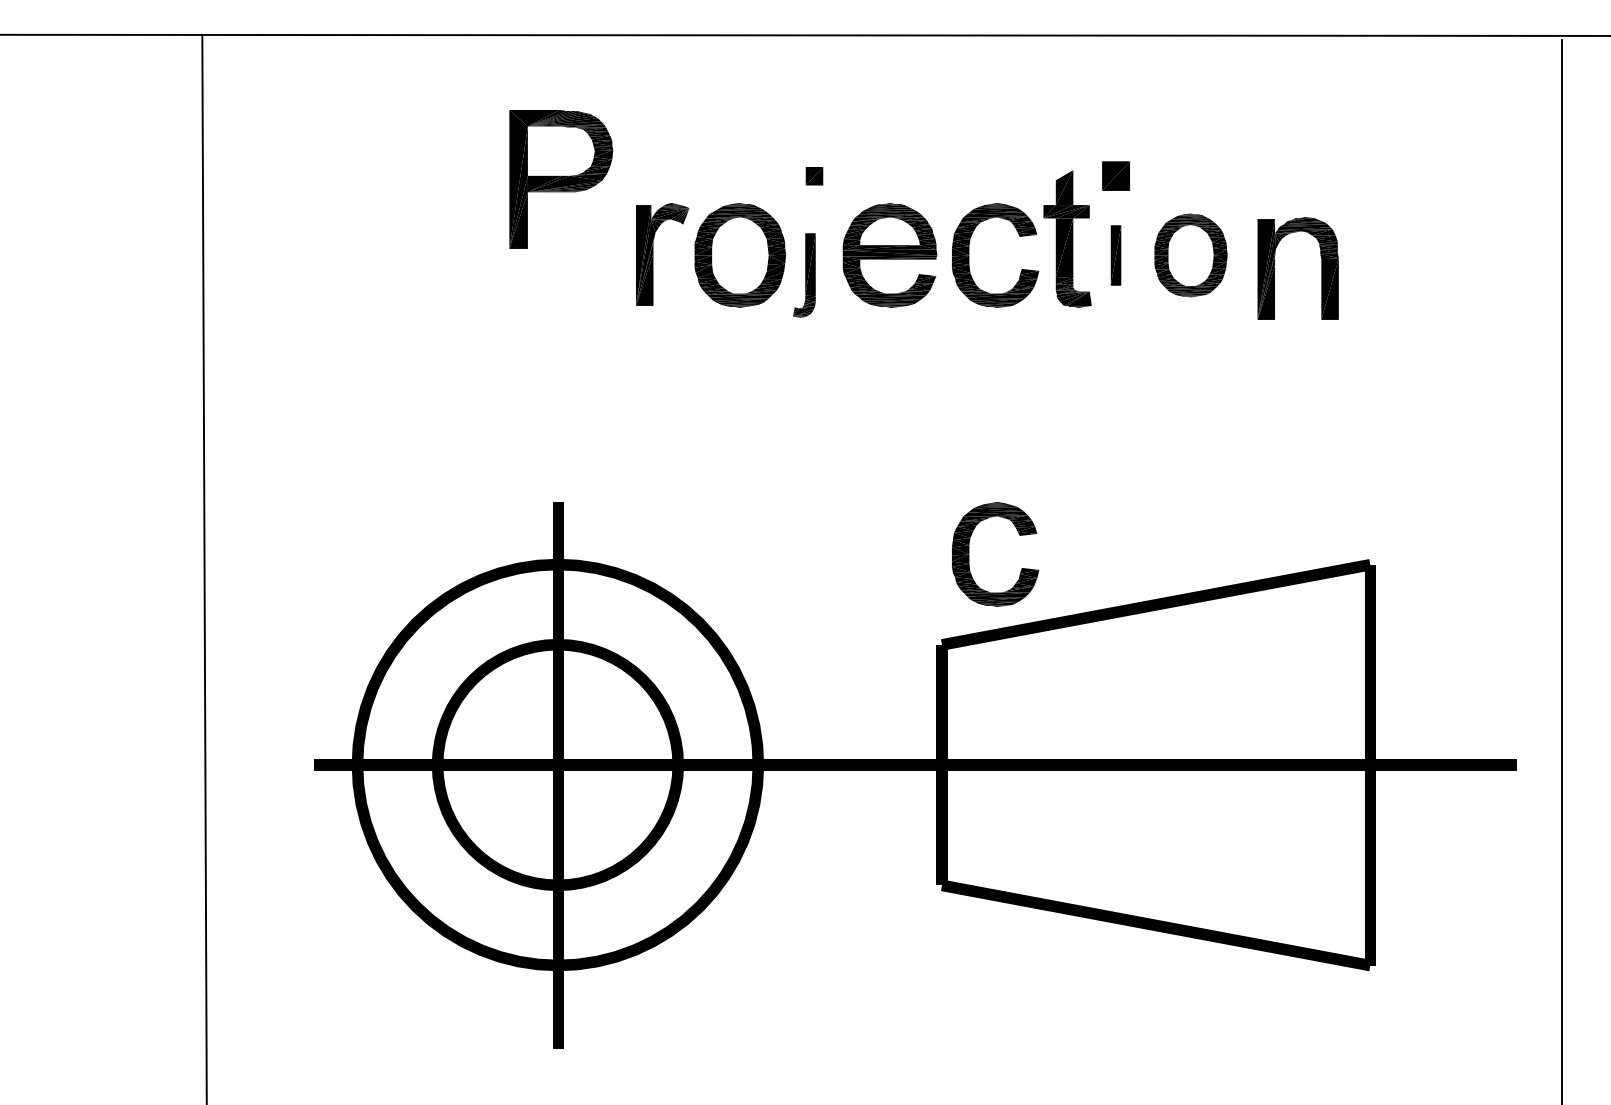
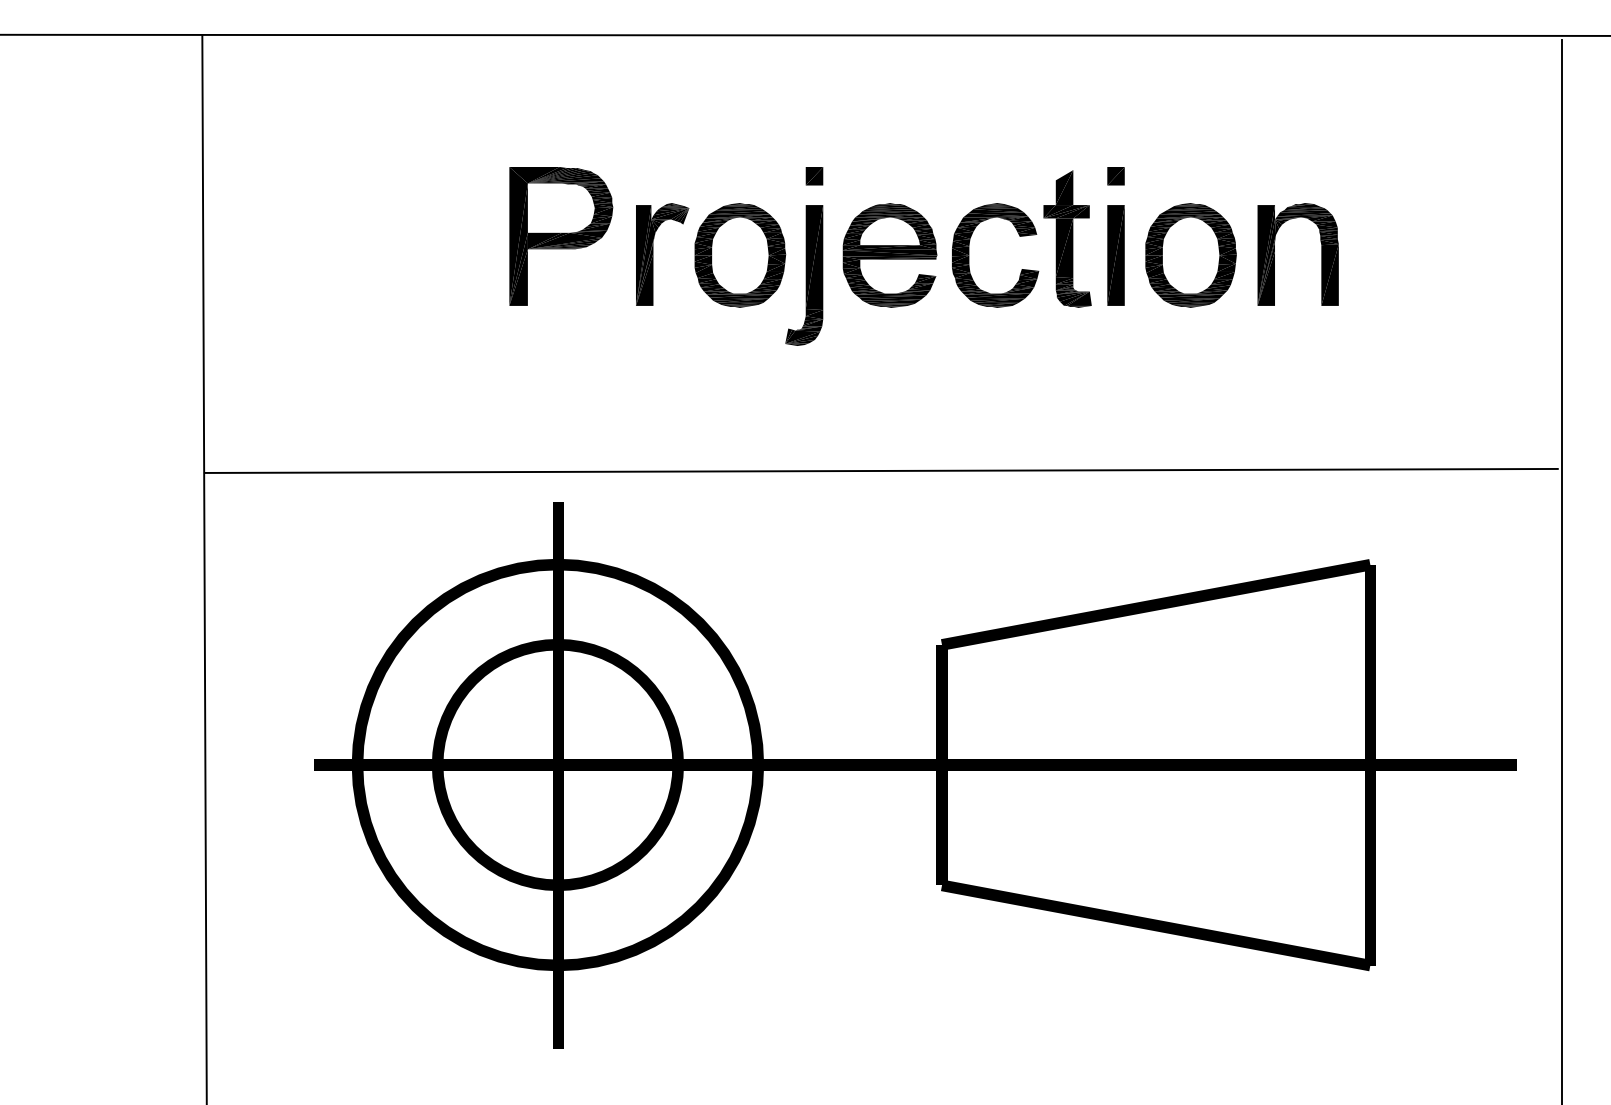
part size: 28x30 px -> 18x19 px (1115, 176)
part position: (561, 179) -> (561, 236) (561, 236)
part size: 12x61 px -> 18x101 px (1115, 255)
part size: 74x85 px -> 92x105 px (1190, 255)
part position: (1274, 268) -> (1274, 254) (1274, 254)
part size: 23x85 px -> 39x141 px (804, 275)
line: none -> present (880, 470)
part: present -> none (969, 554)
